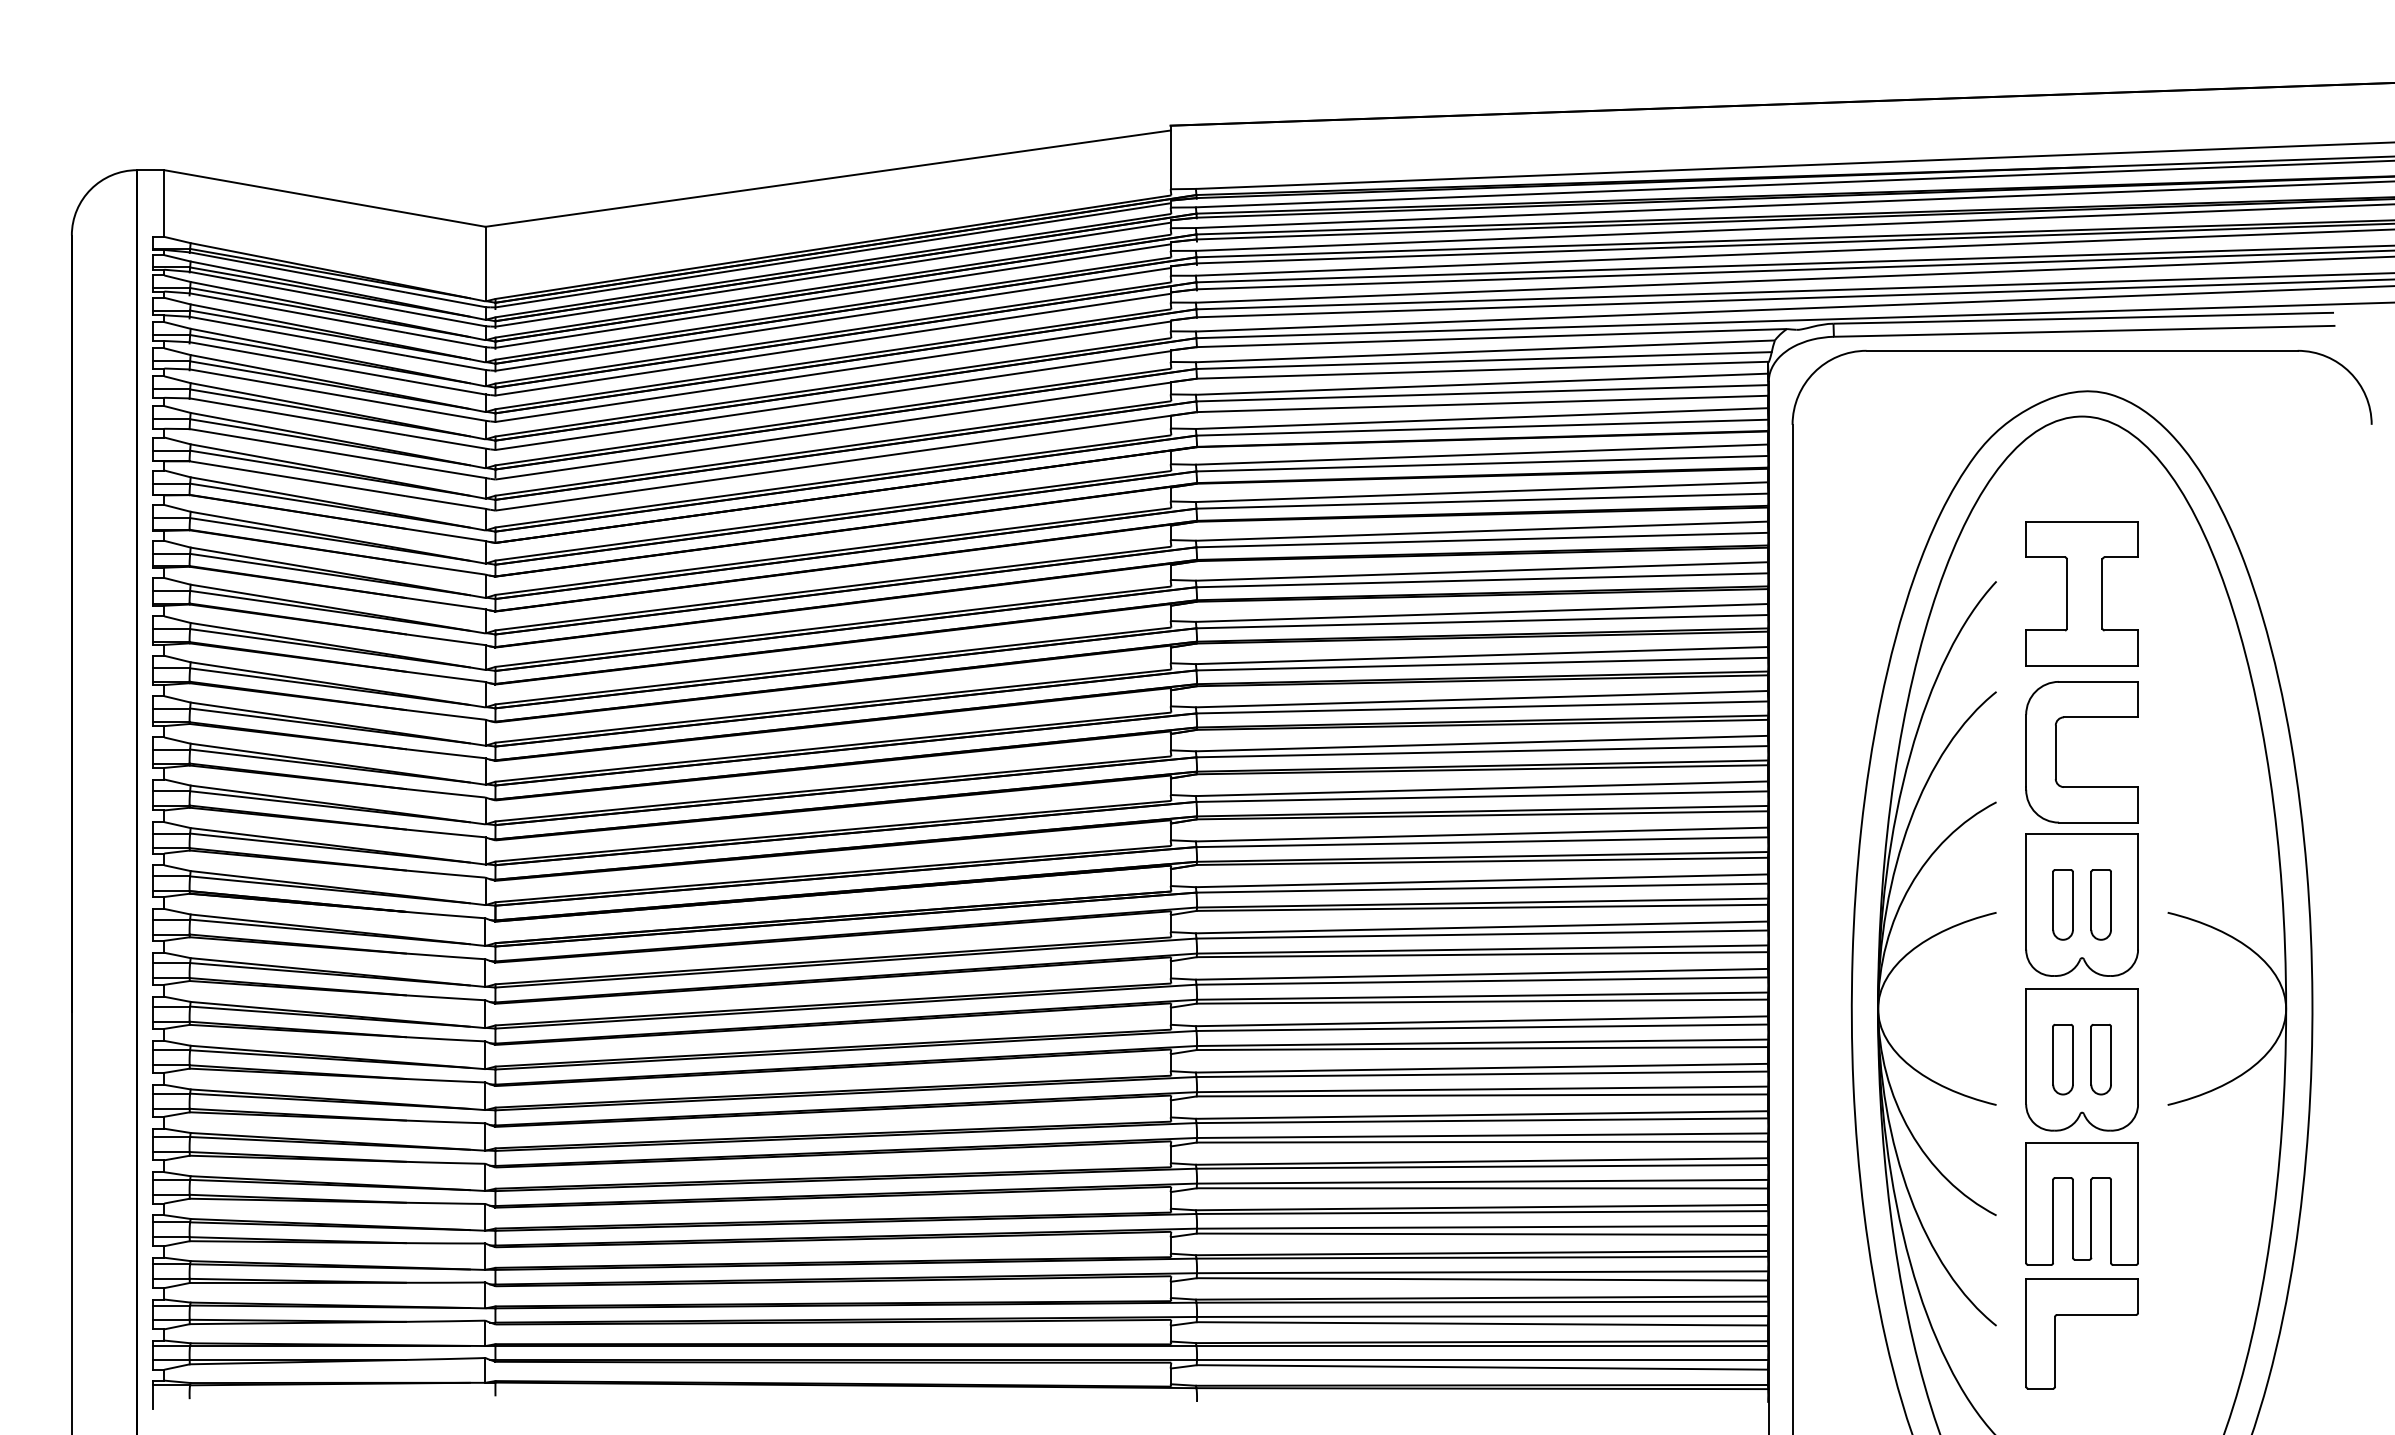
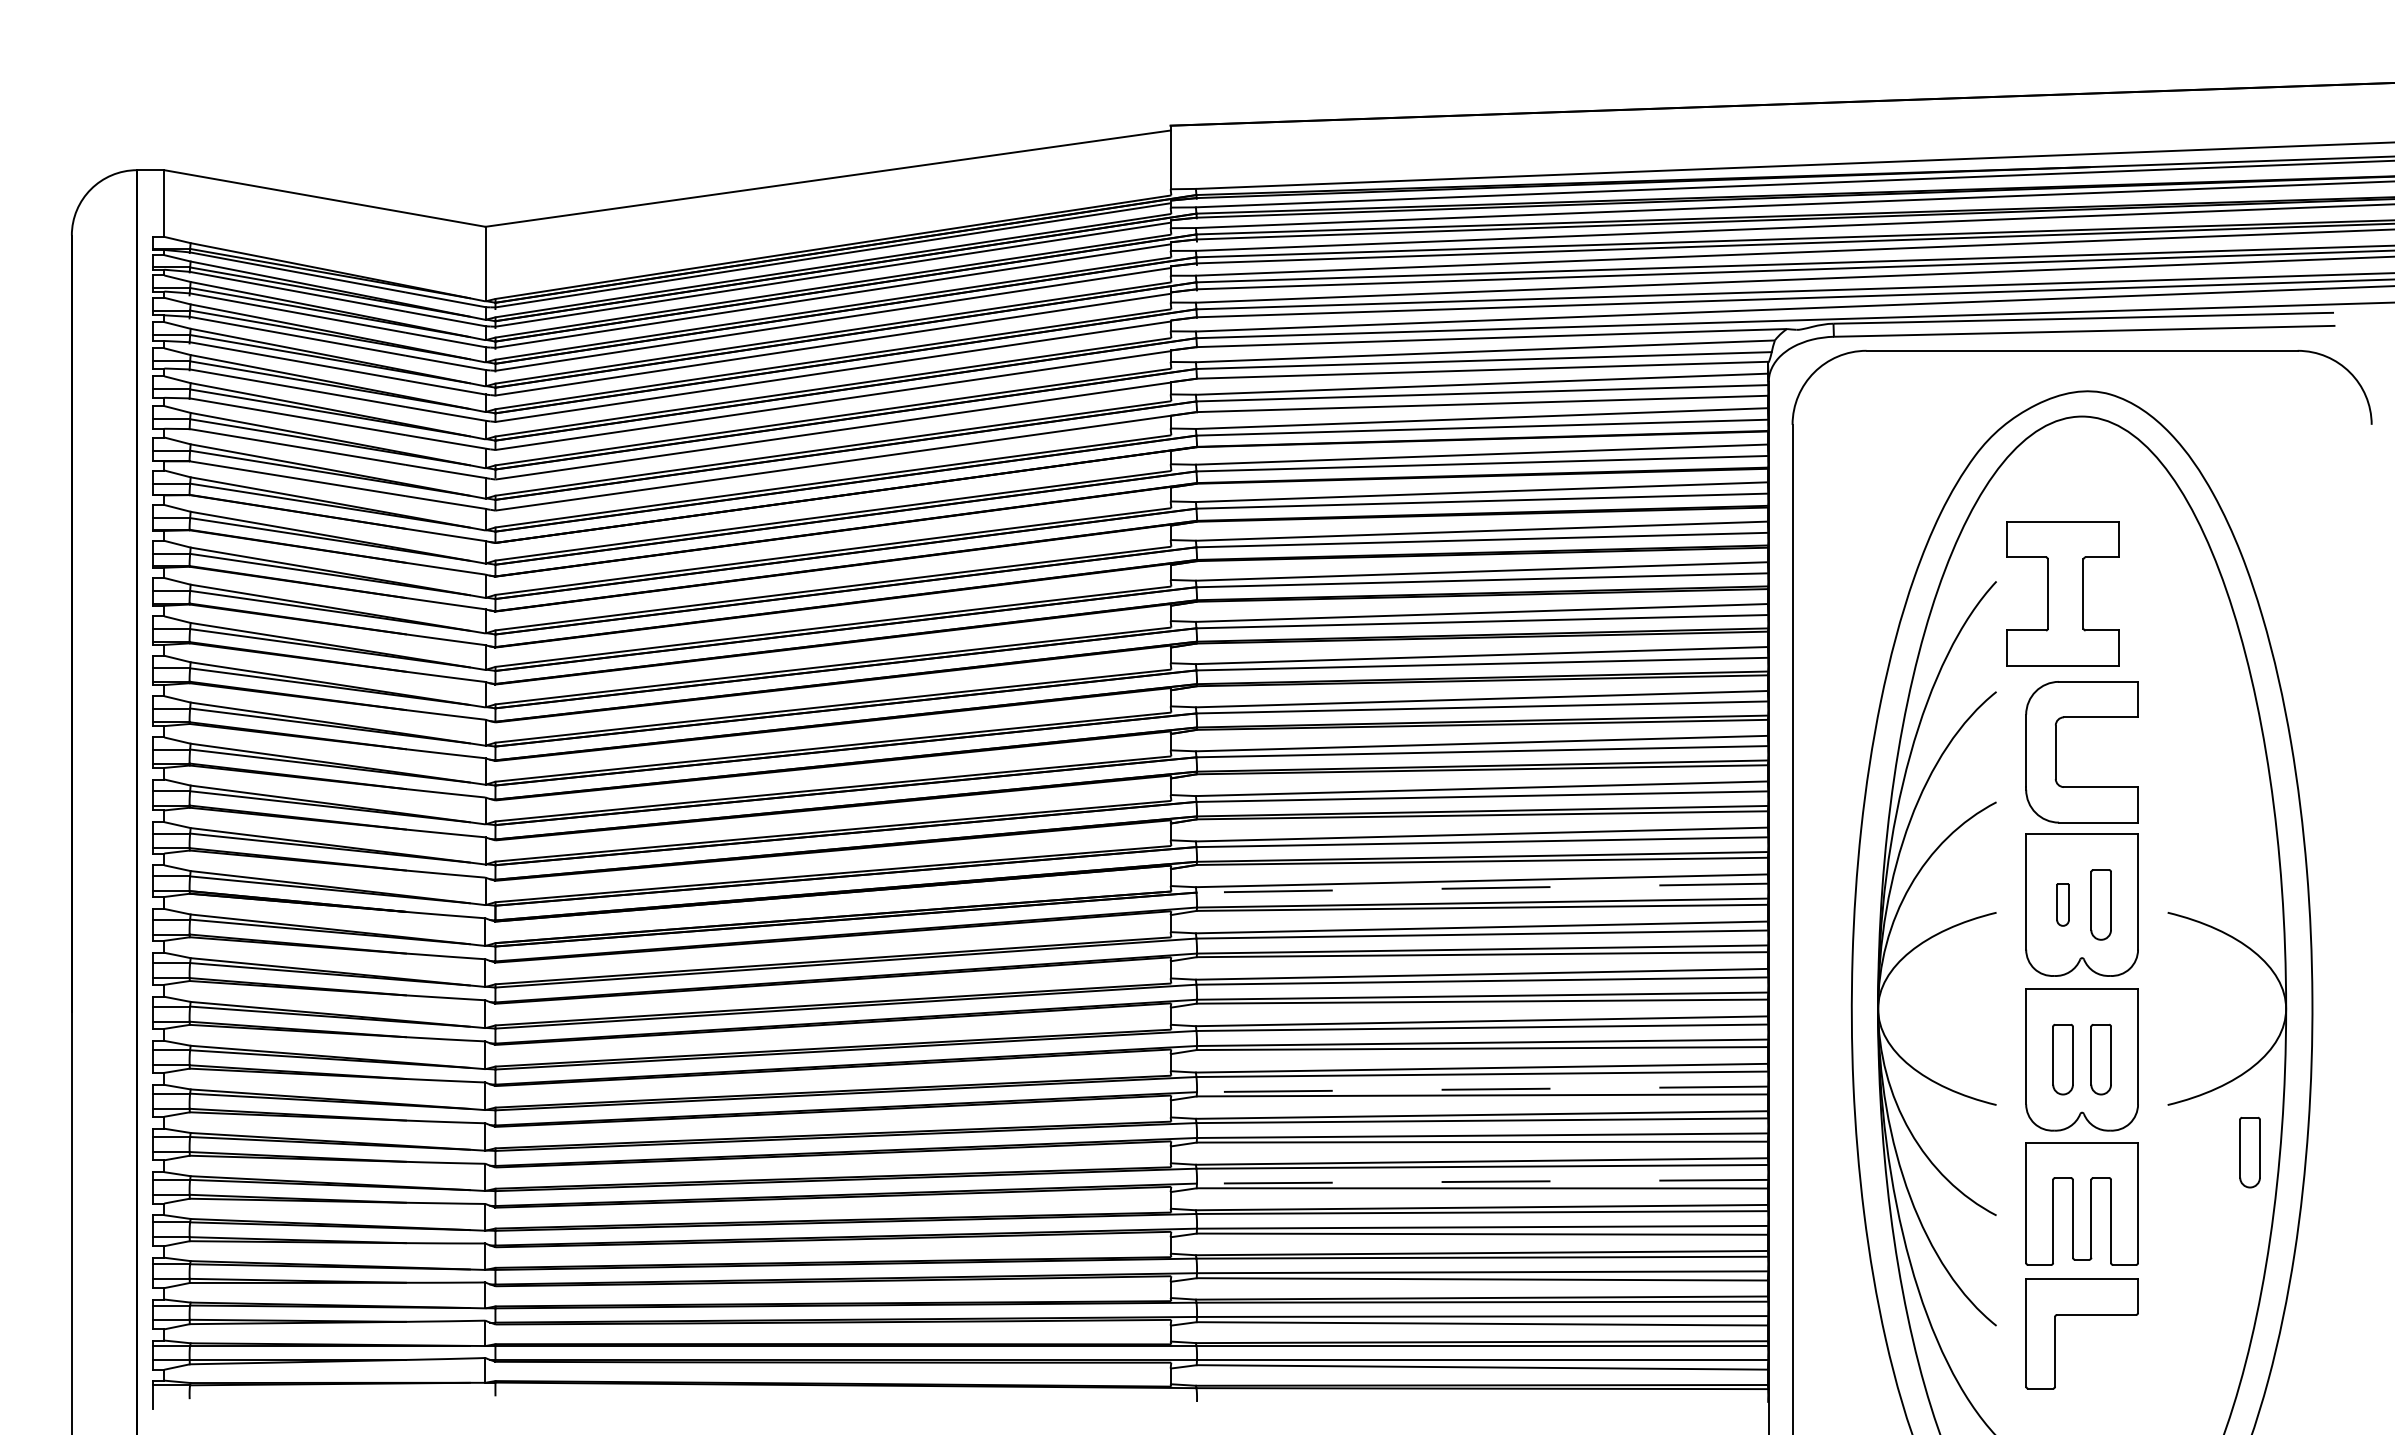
part position: (2081, 593) -> (2062, 593) (2062, 593)
line: solid -> dashed (1482, 888)
part size: 22x72 px -> 14x44 px (2062, 904)
line: solid -> dashed (1482, 1089)
part: none -> present (2249, 1152)
line: solid -> dashed (1482, 1181)
